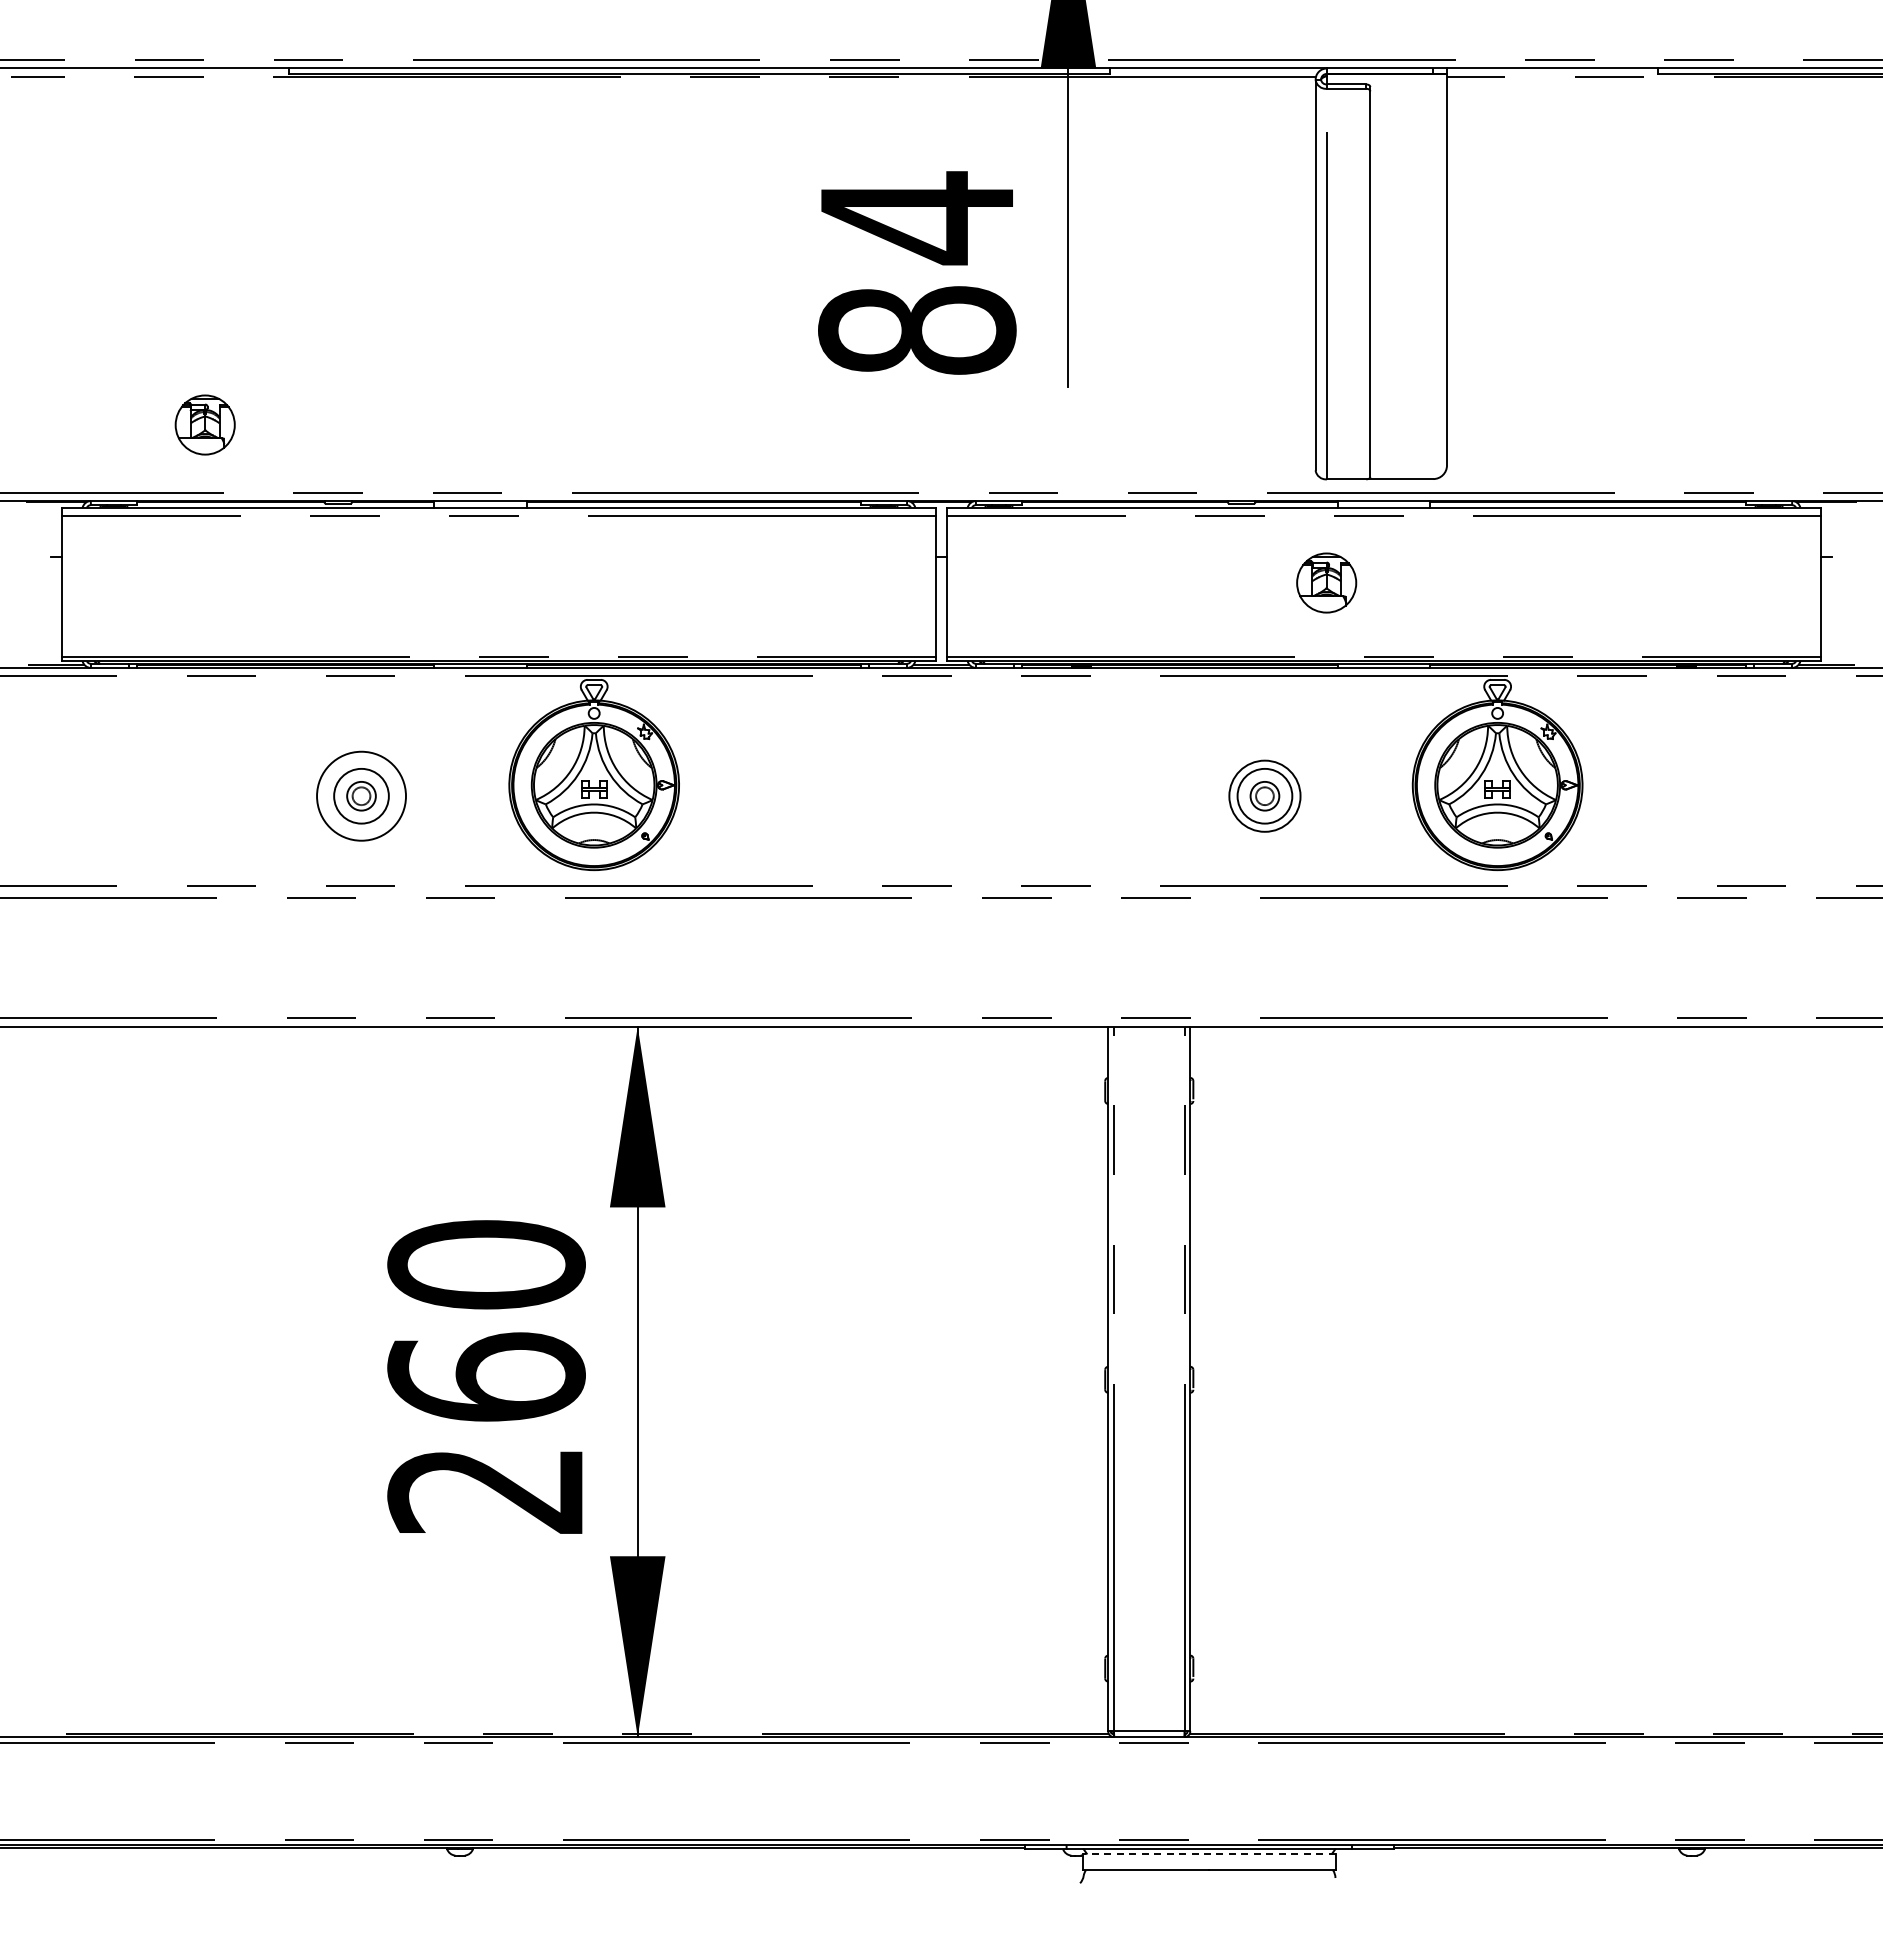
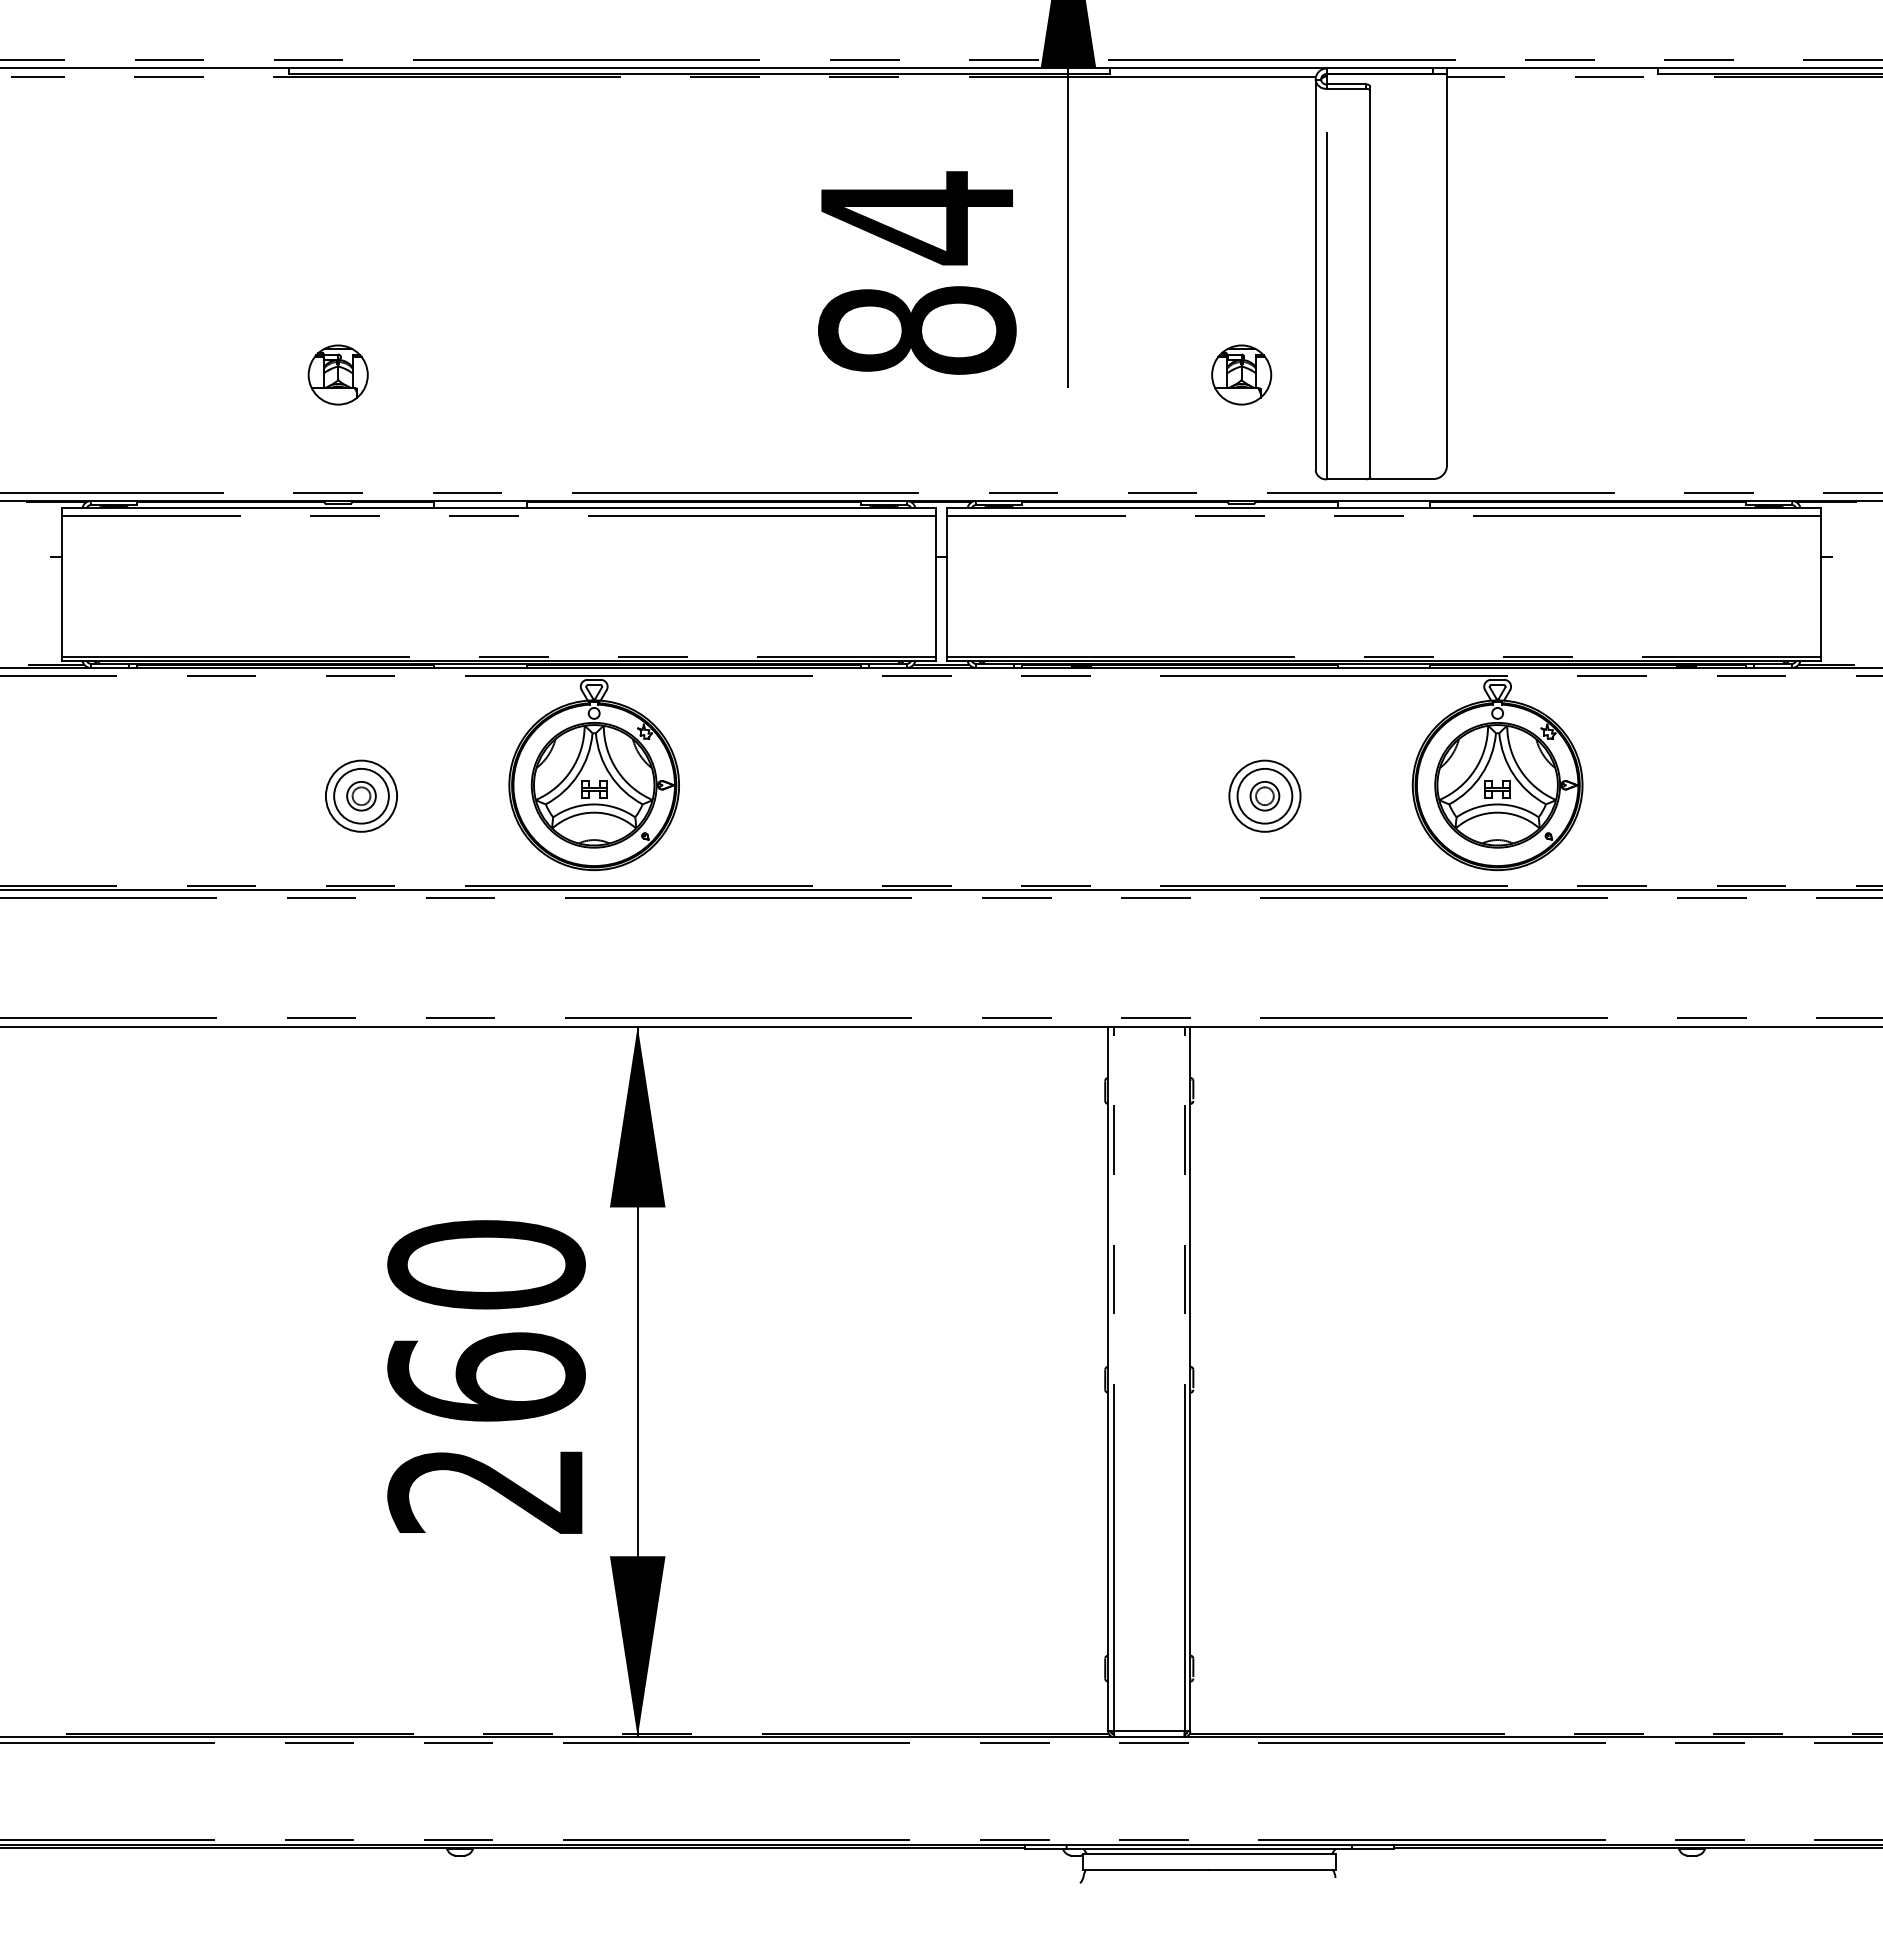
part position: (204, 424) -> (337, 374) (337, 374)
part position: (1326, 582) -> (1241, 374) (1241, 374)
circle diameter: 89 px -> 71 px (361, 795)
line: none -> present (940, 889)
line: dashed -> solid (1208, 1853)
